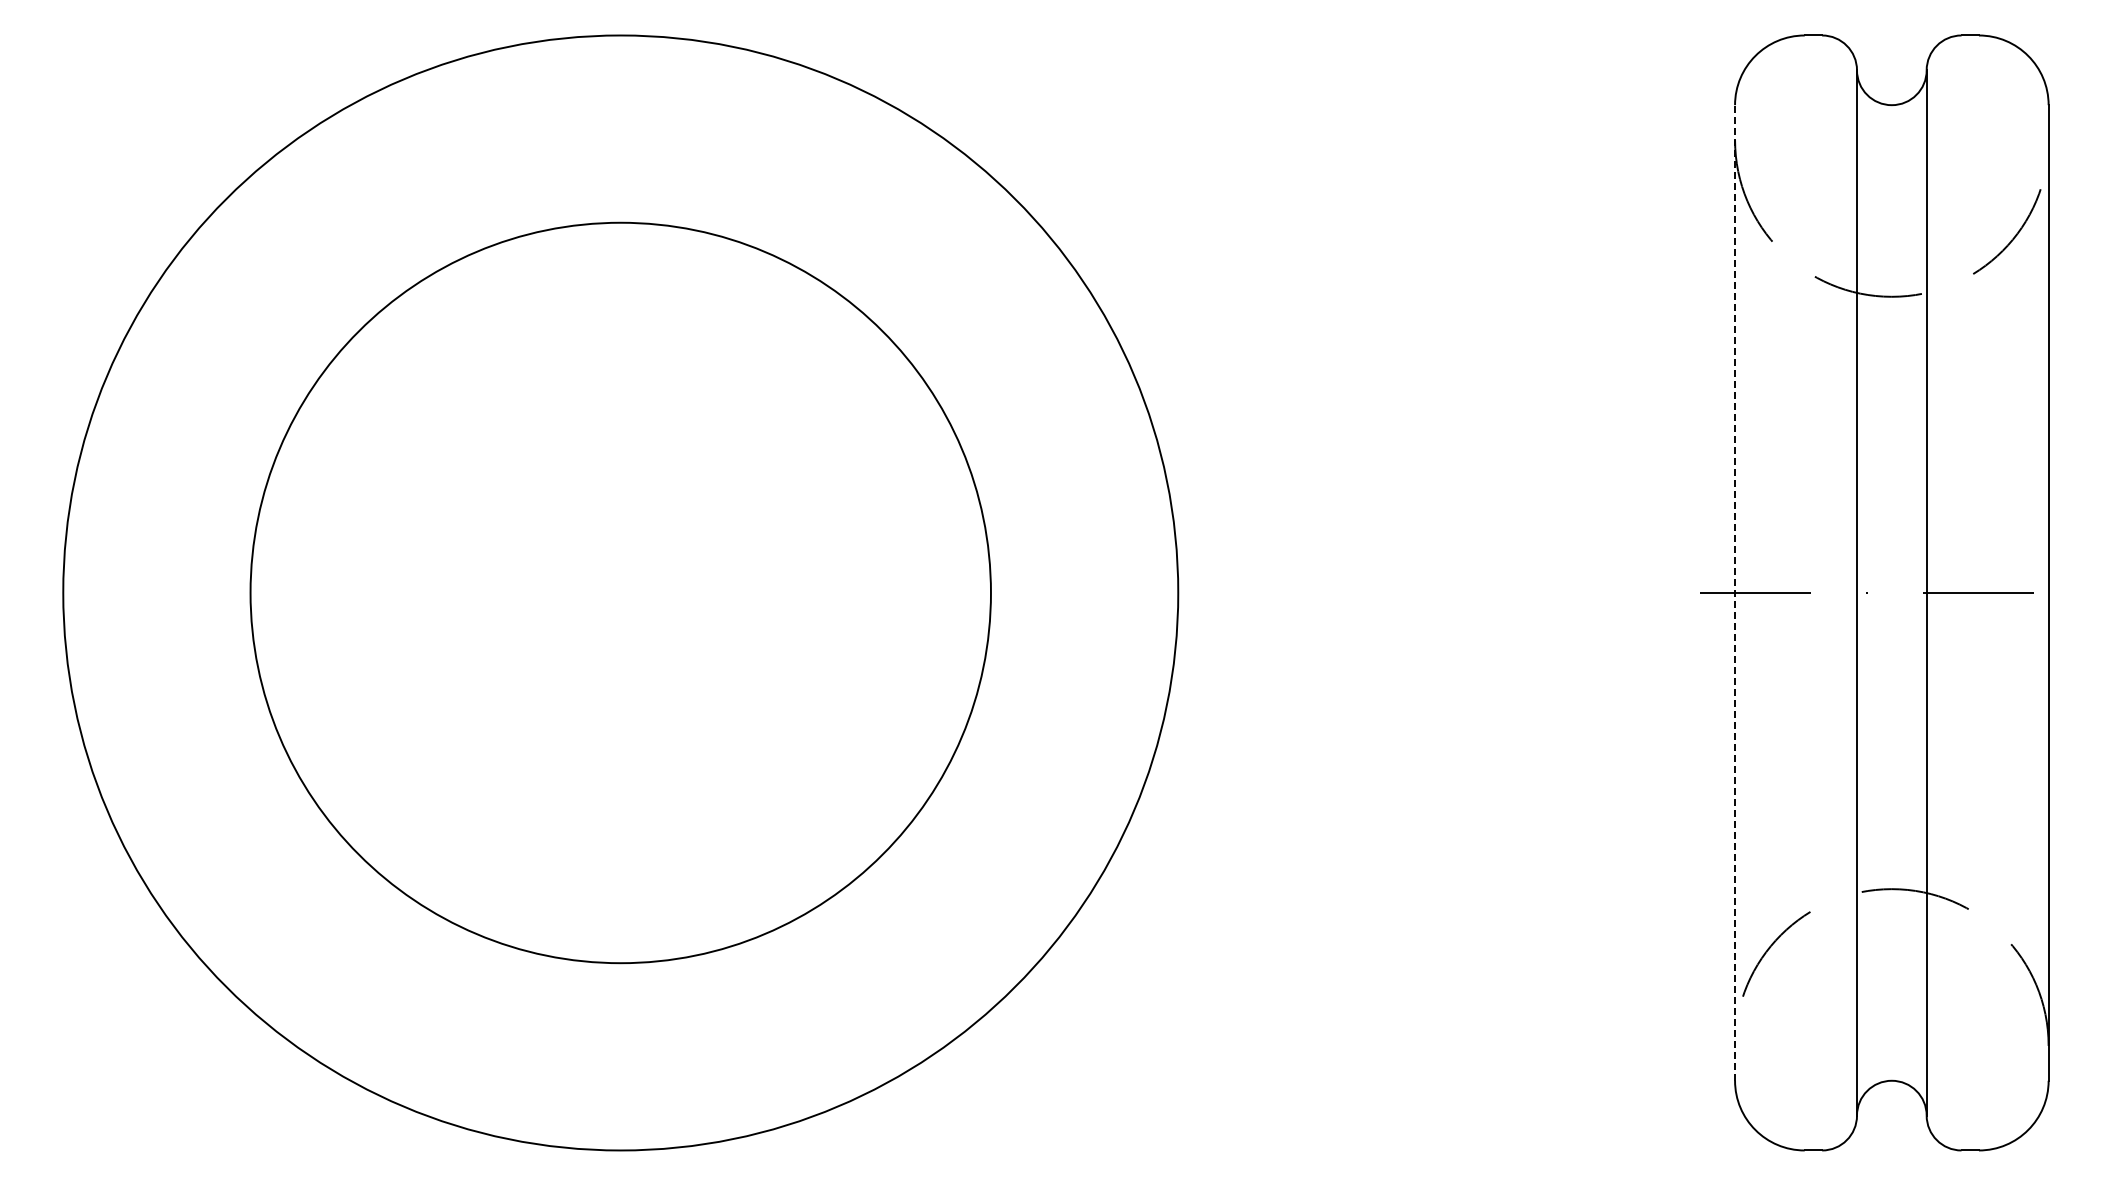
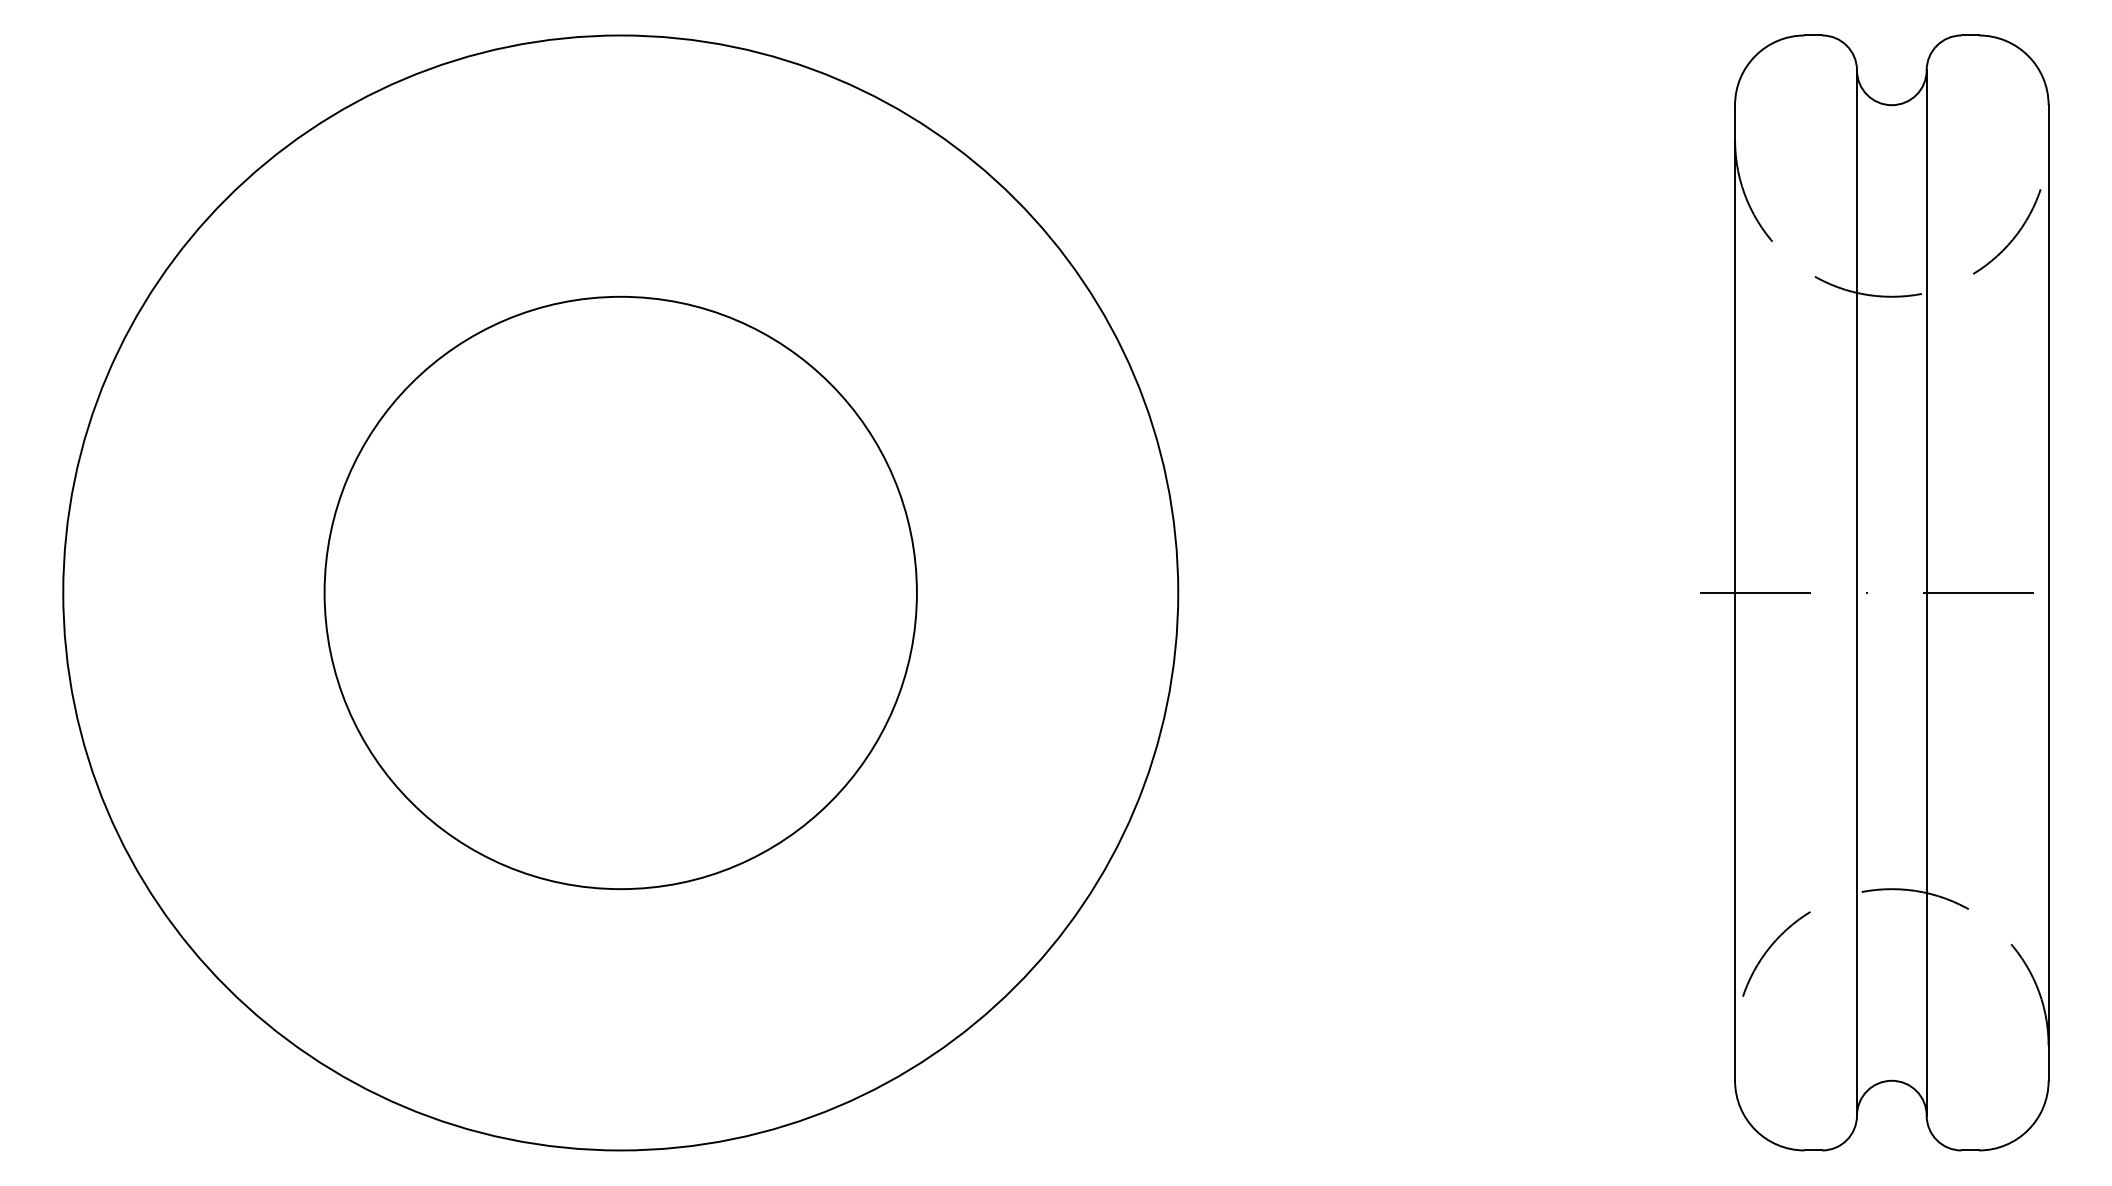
circle diameter: 740 px -> 592 px (620, 592)
line: dashed -> solid (1735, 592)
